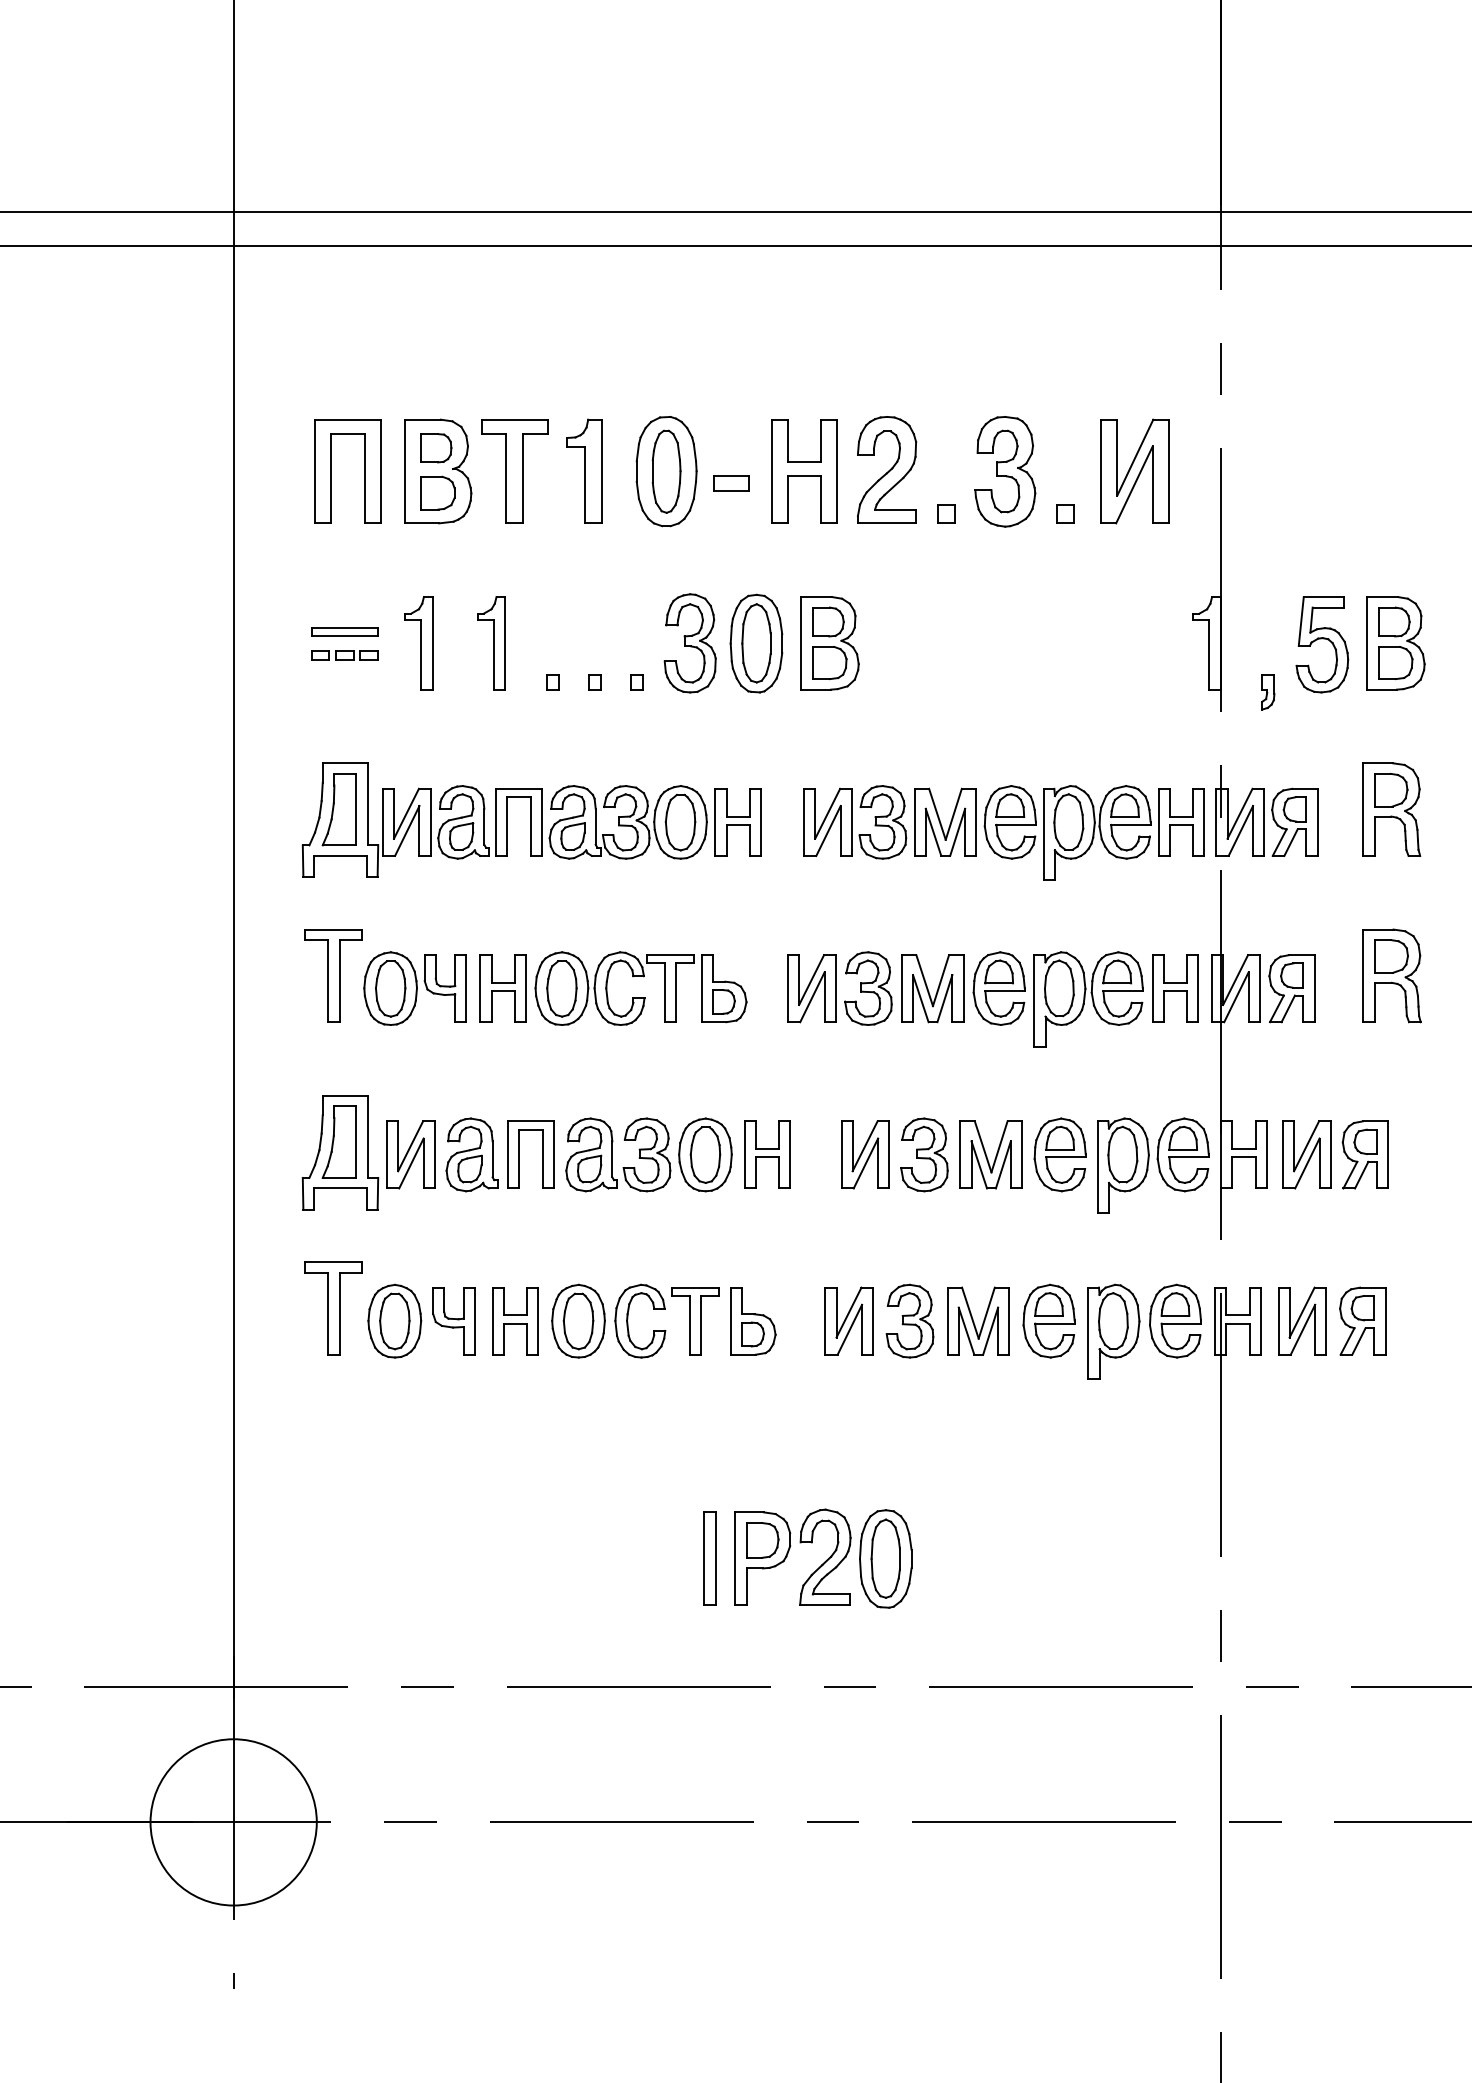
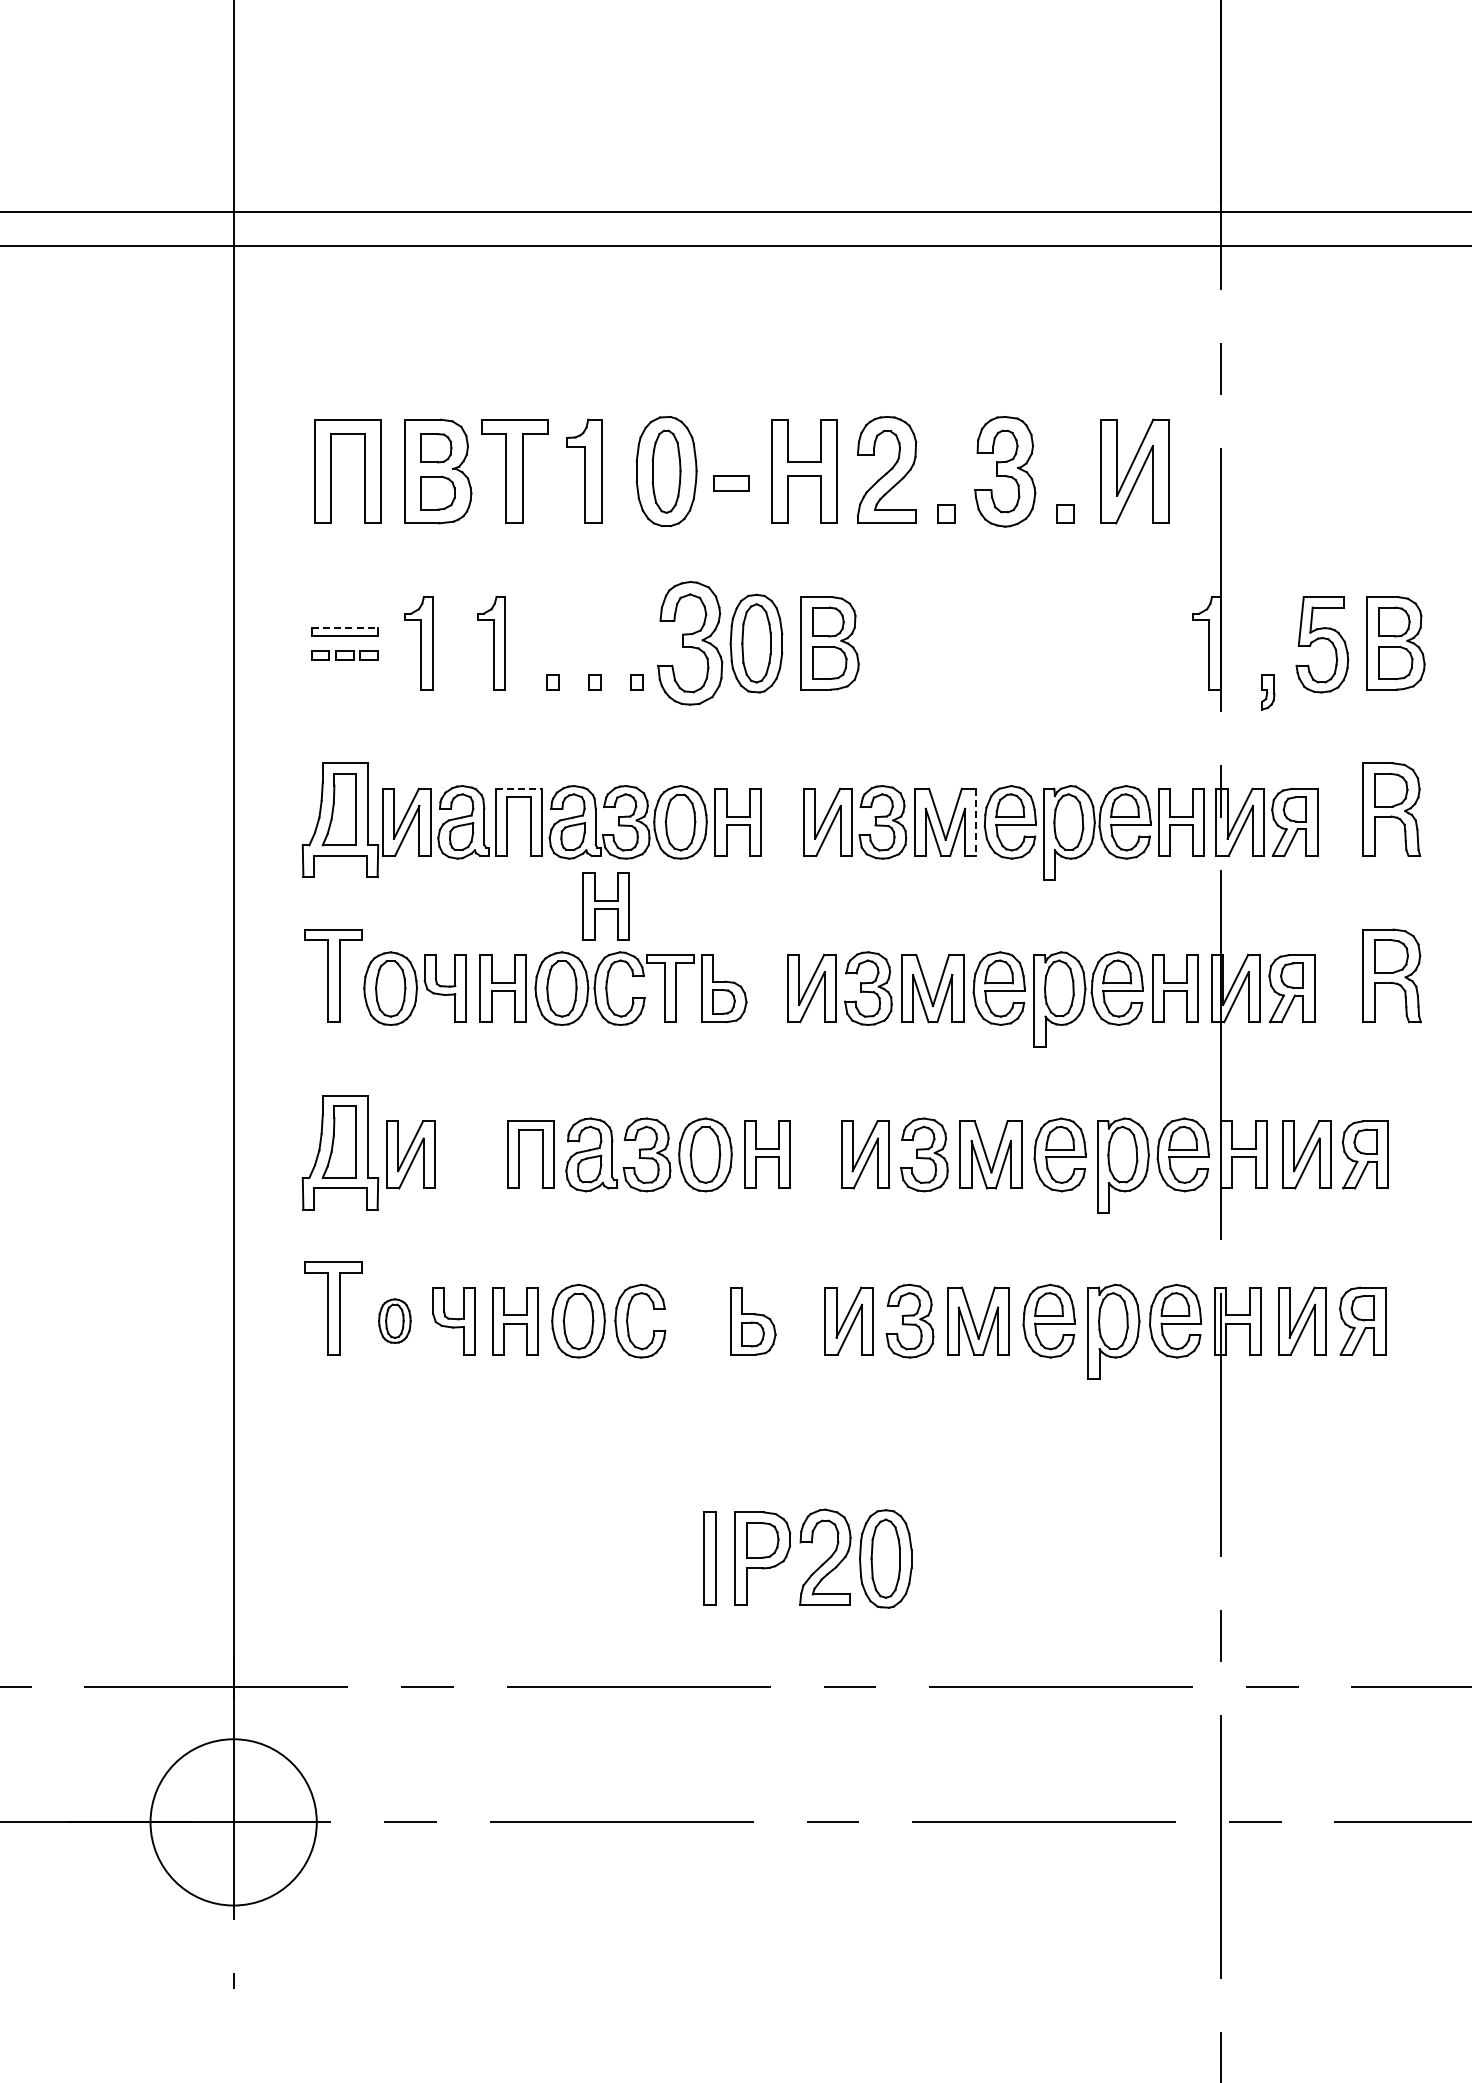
line: solid -> dashed (344, 627)
part size: 54x101 px -> 67x125 px (690, 643)
line: solid -> dashed (519, 788)
line: solid -> dashed (976, 822)
part: none -> present (605, 906)
part: present -> none (471, 1154)
part size: 56x76 px -> 34x46 px (394, 1320)
part: present -> none (695, 1321)
